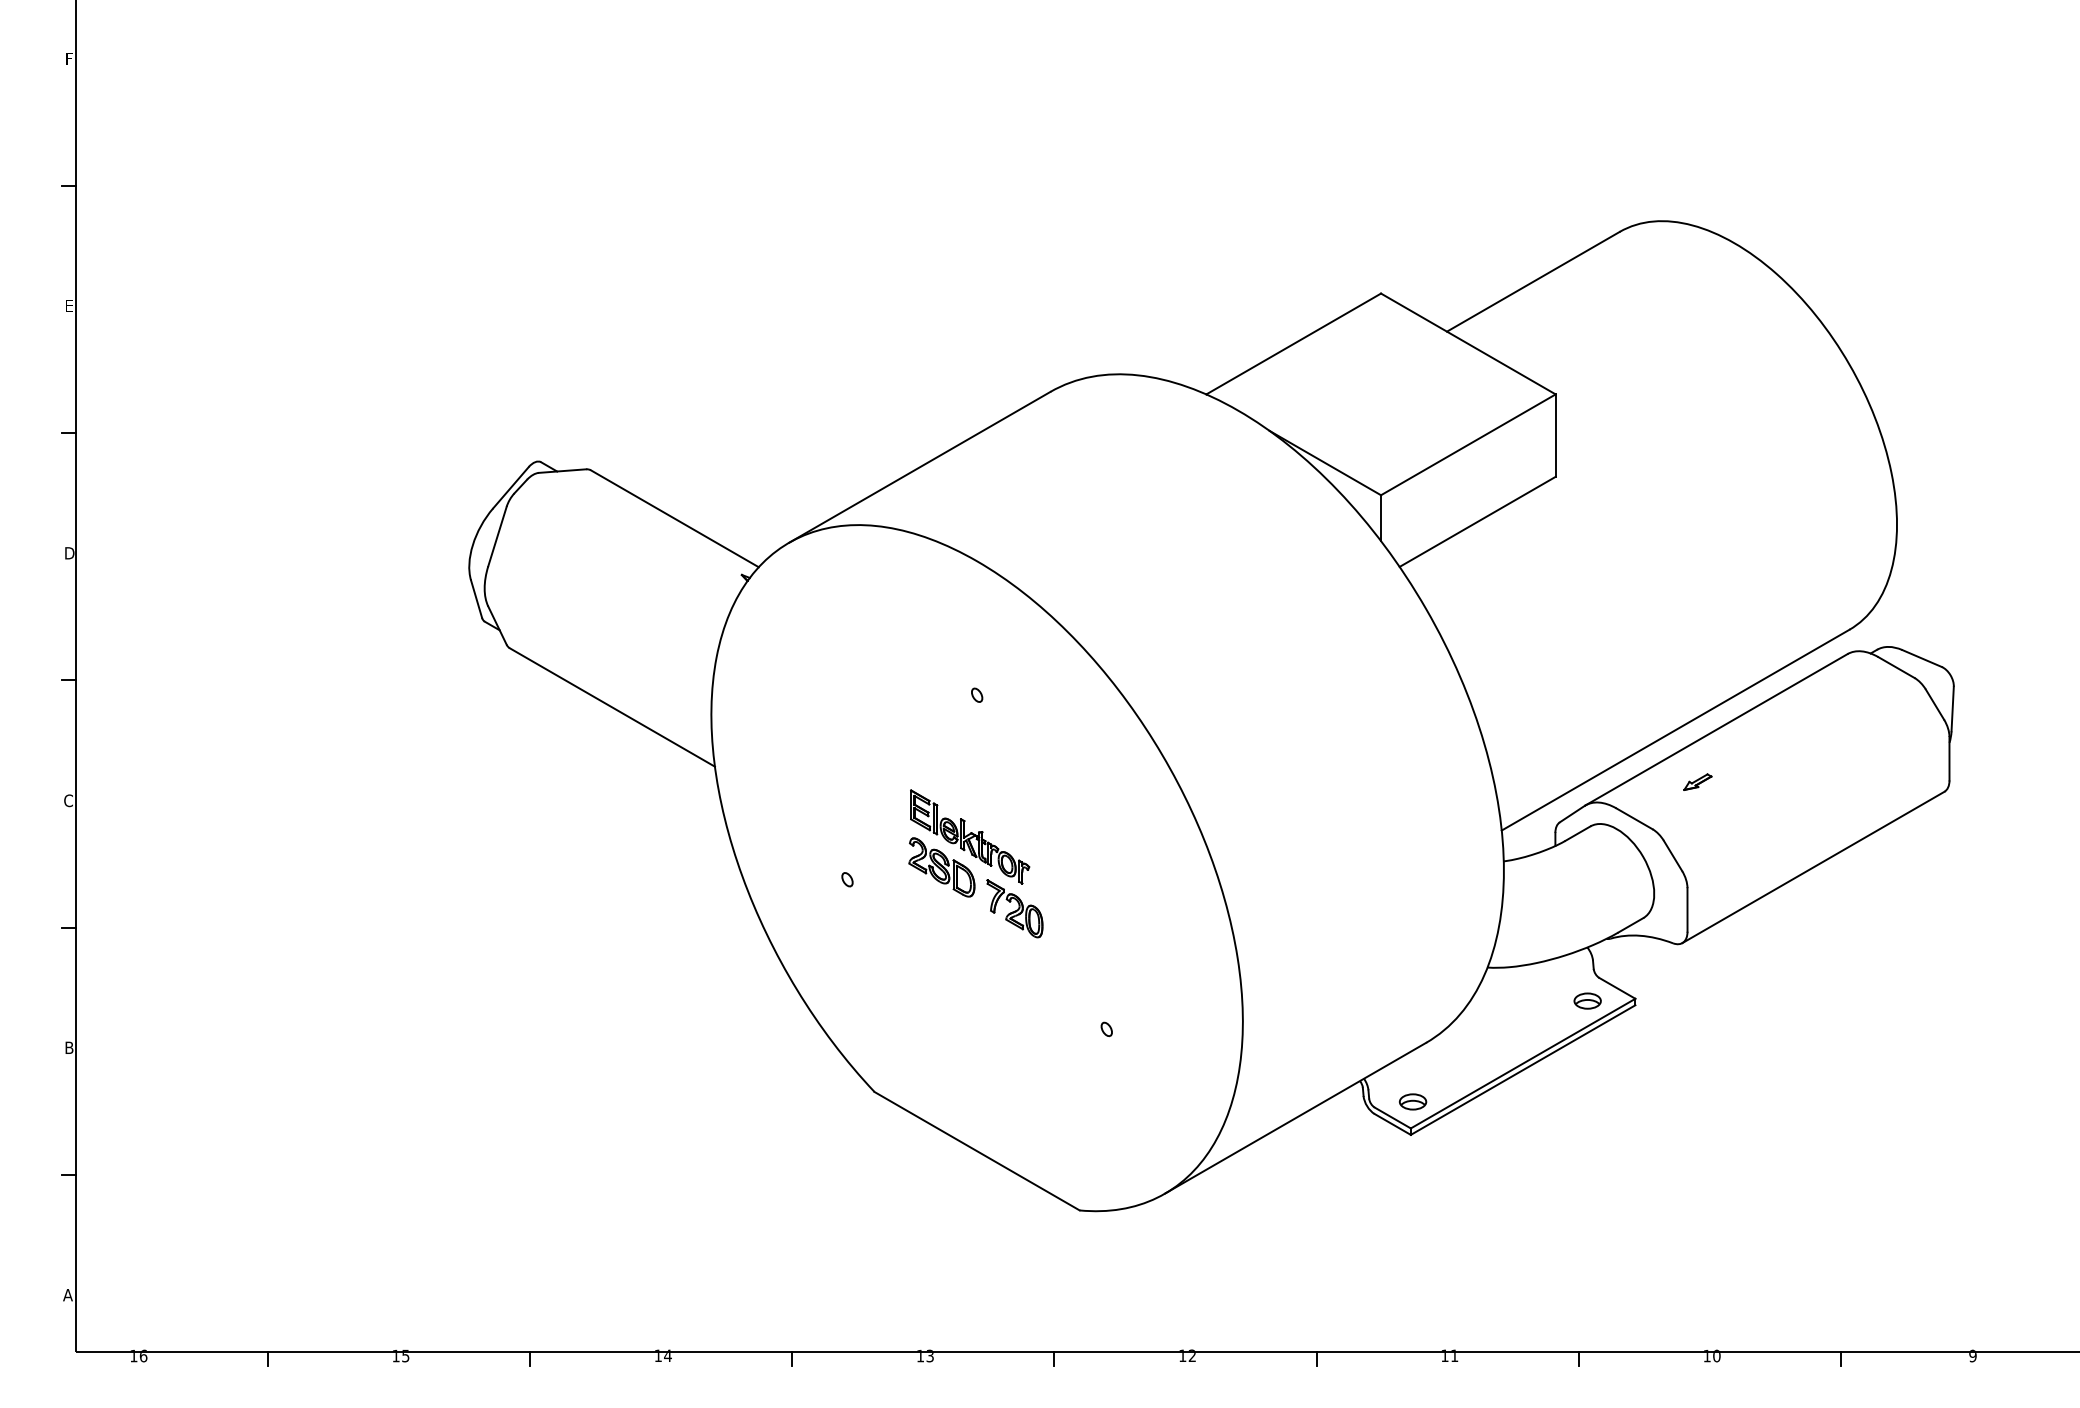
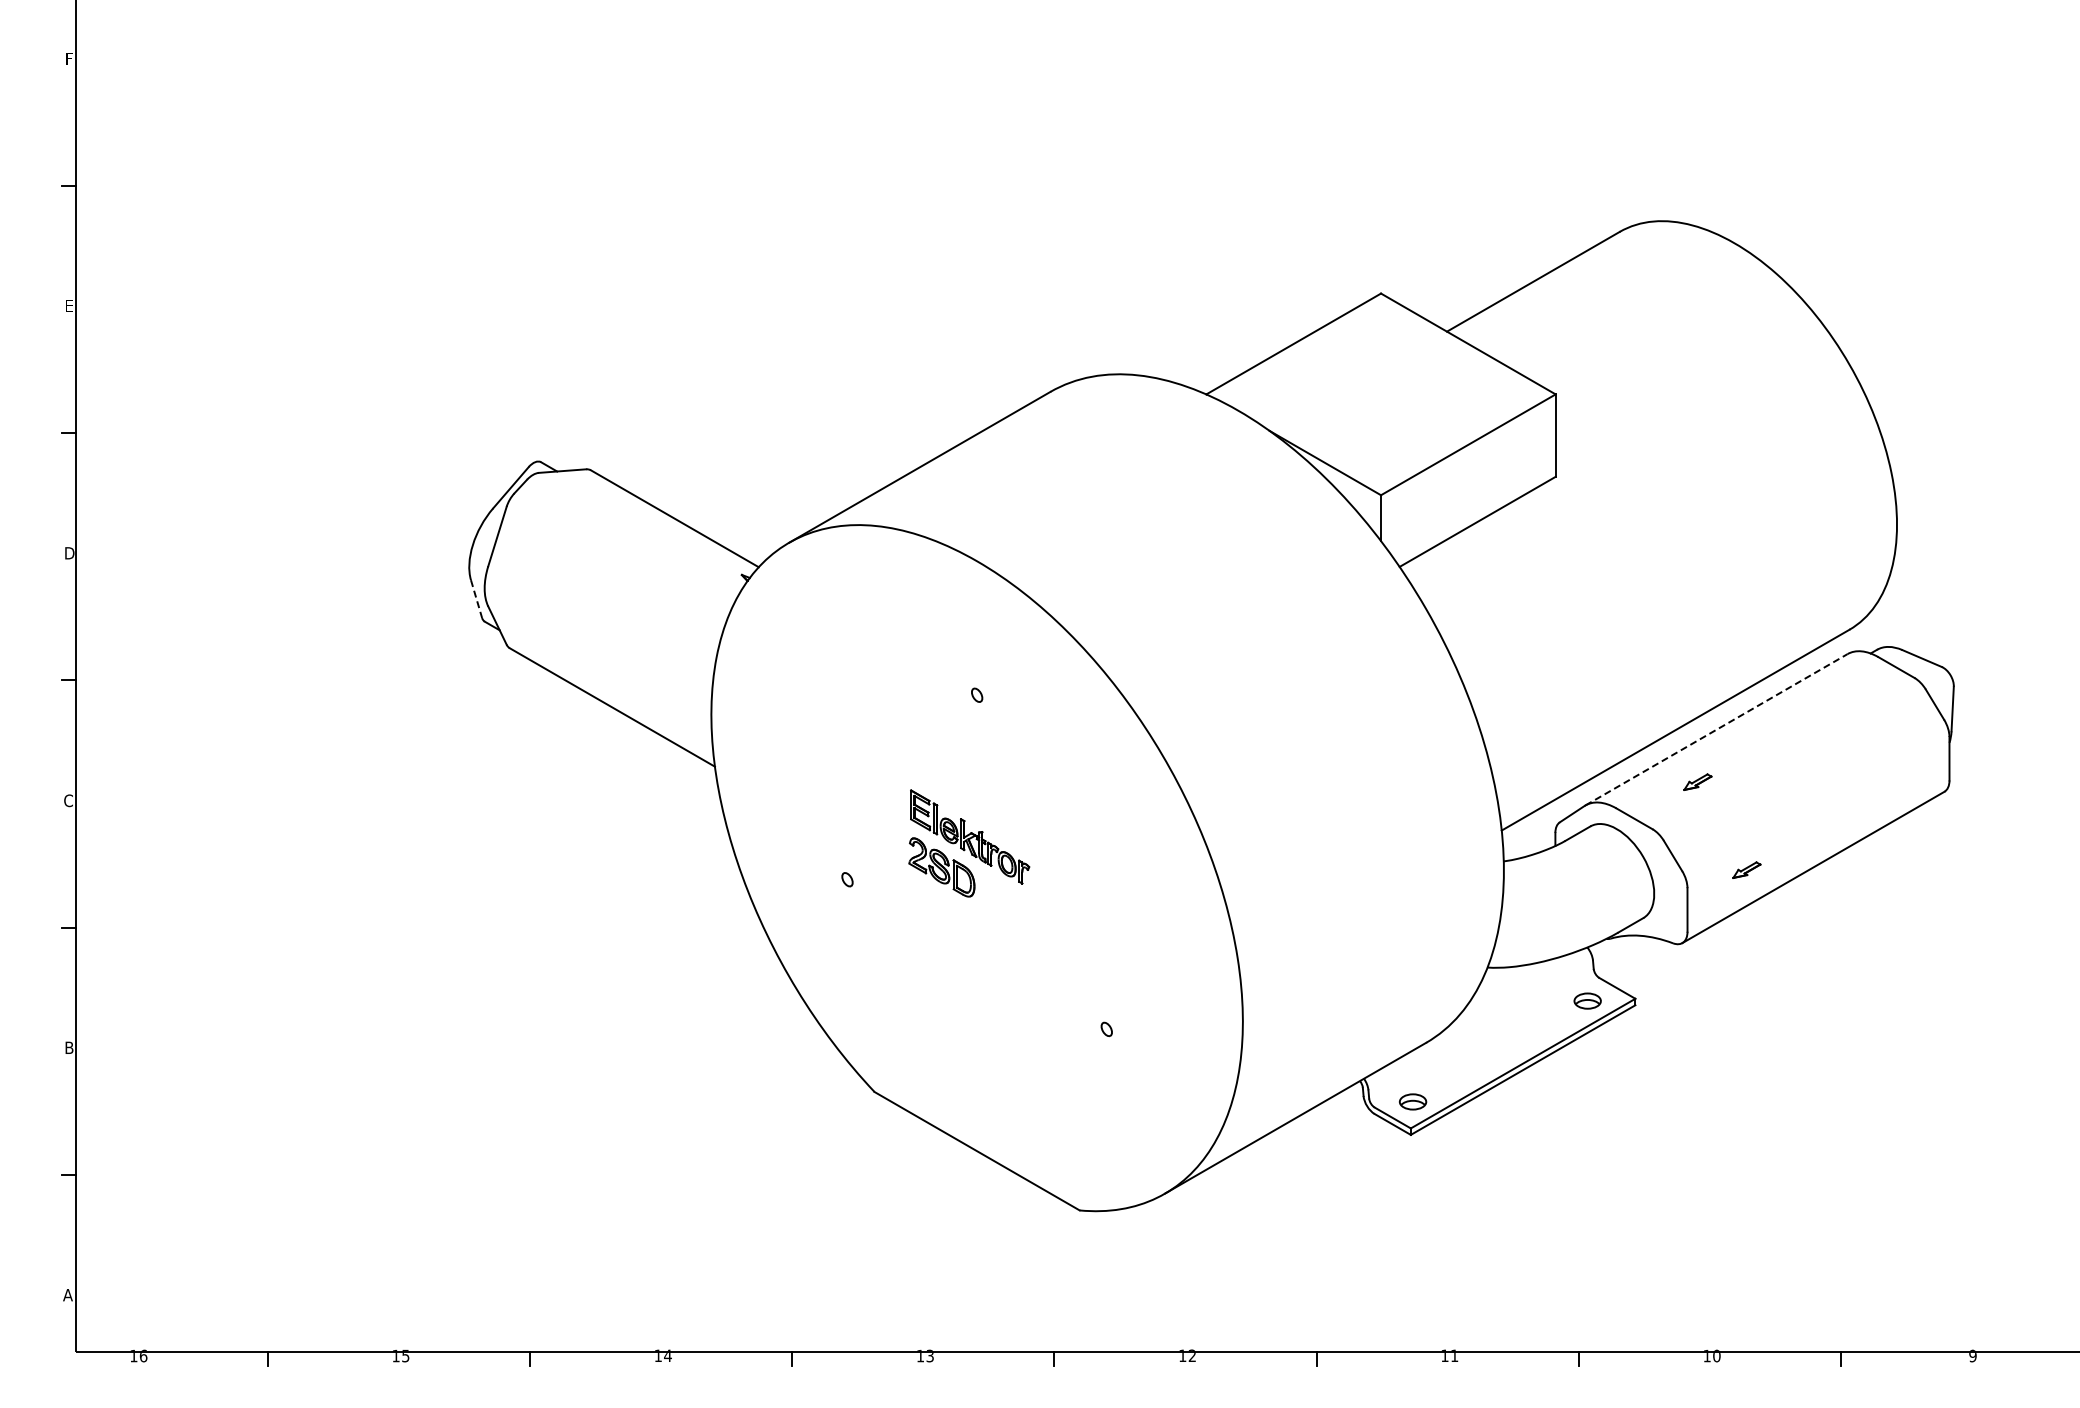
line: solid -> dashed (476, 599)
line: solid -> dashed (1717, 729)
part: none -> present (1746, 869)
part: present -> none (1014, 908)
